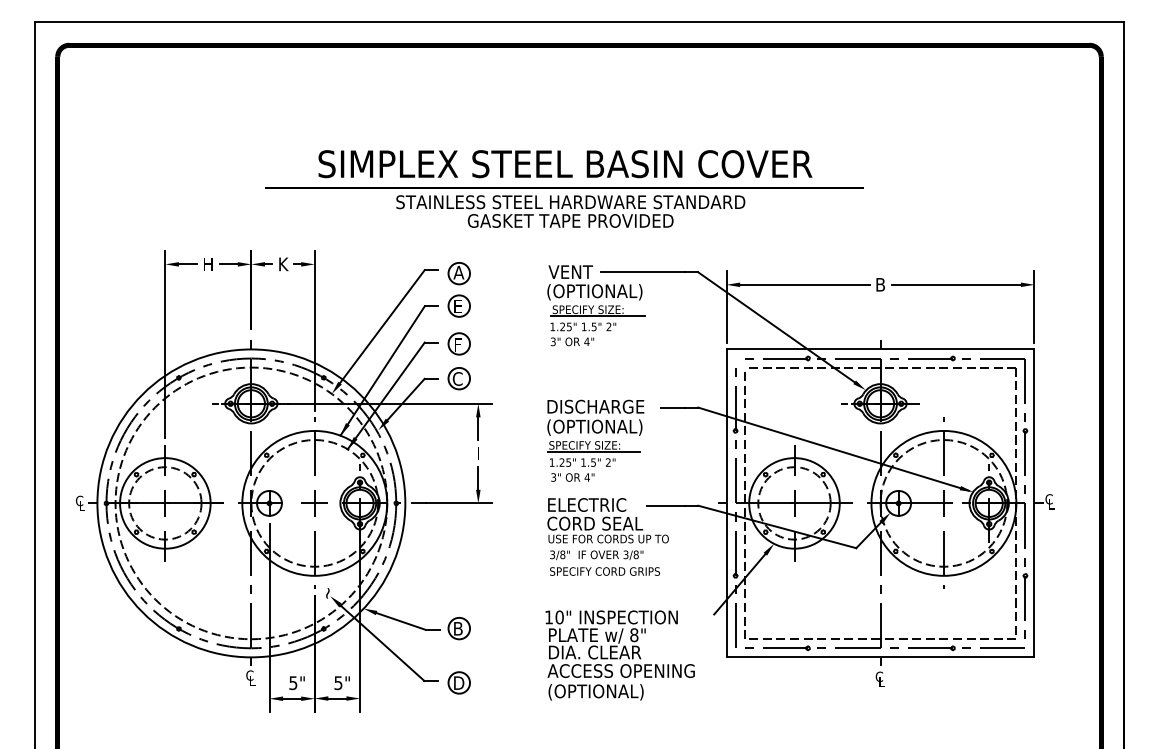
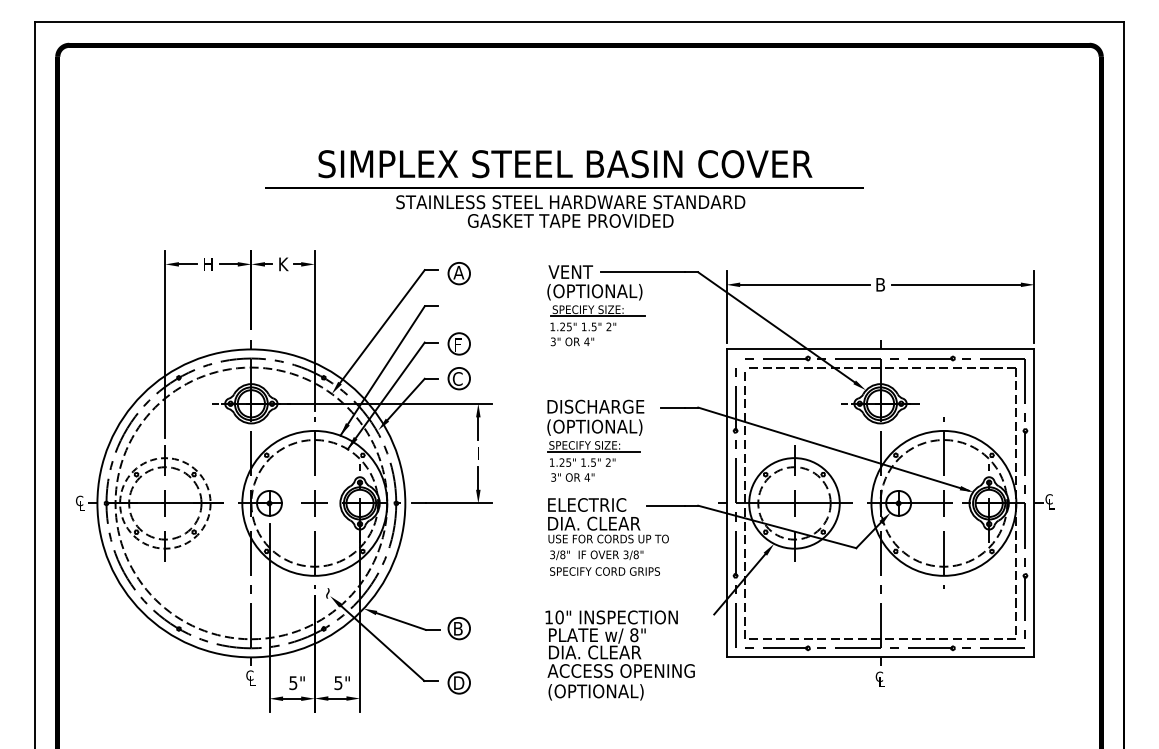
part: present -> none (458, 305)
circle: solid -> dashed (165, 503)
text: CORD SEAL -> DIA. CLEAR (595, 523)
